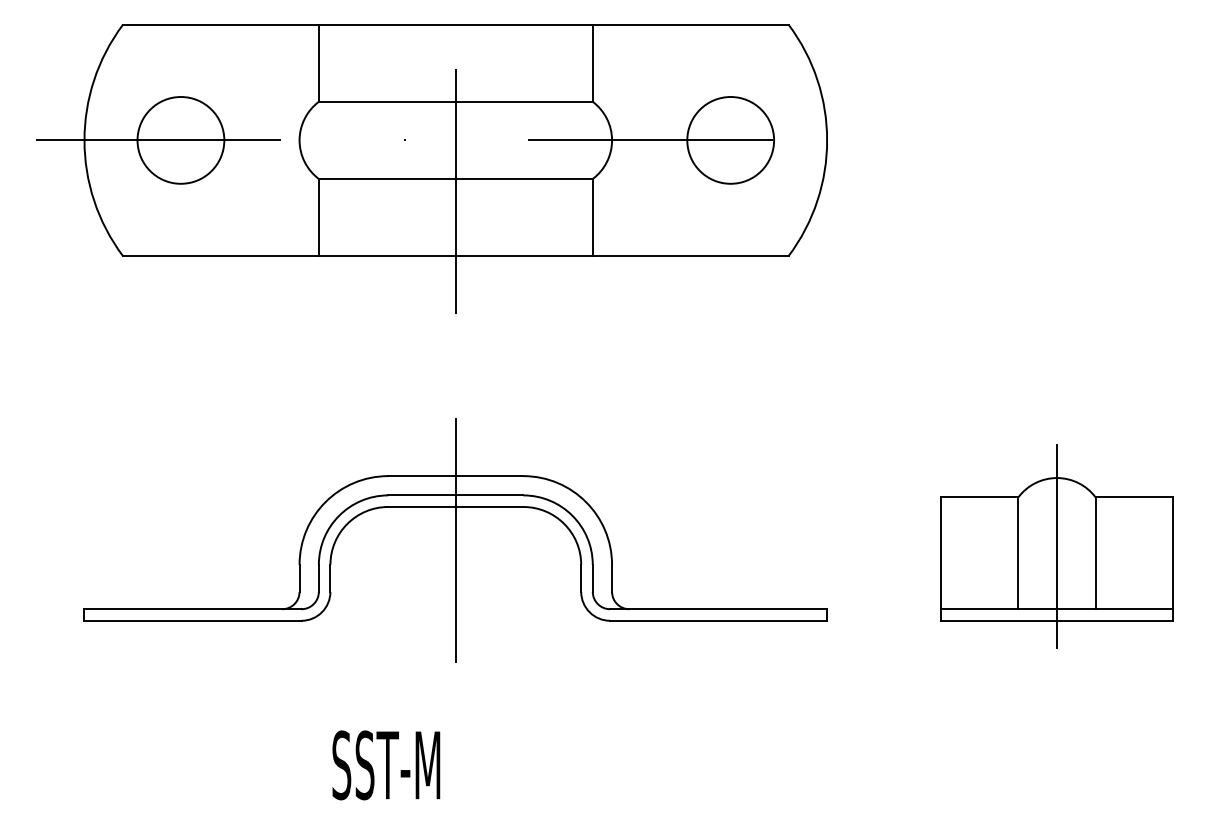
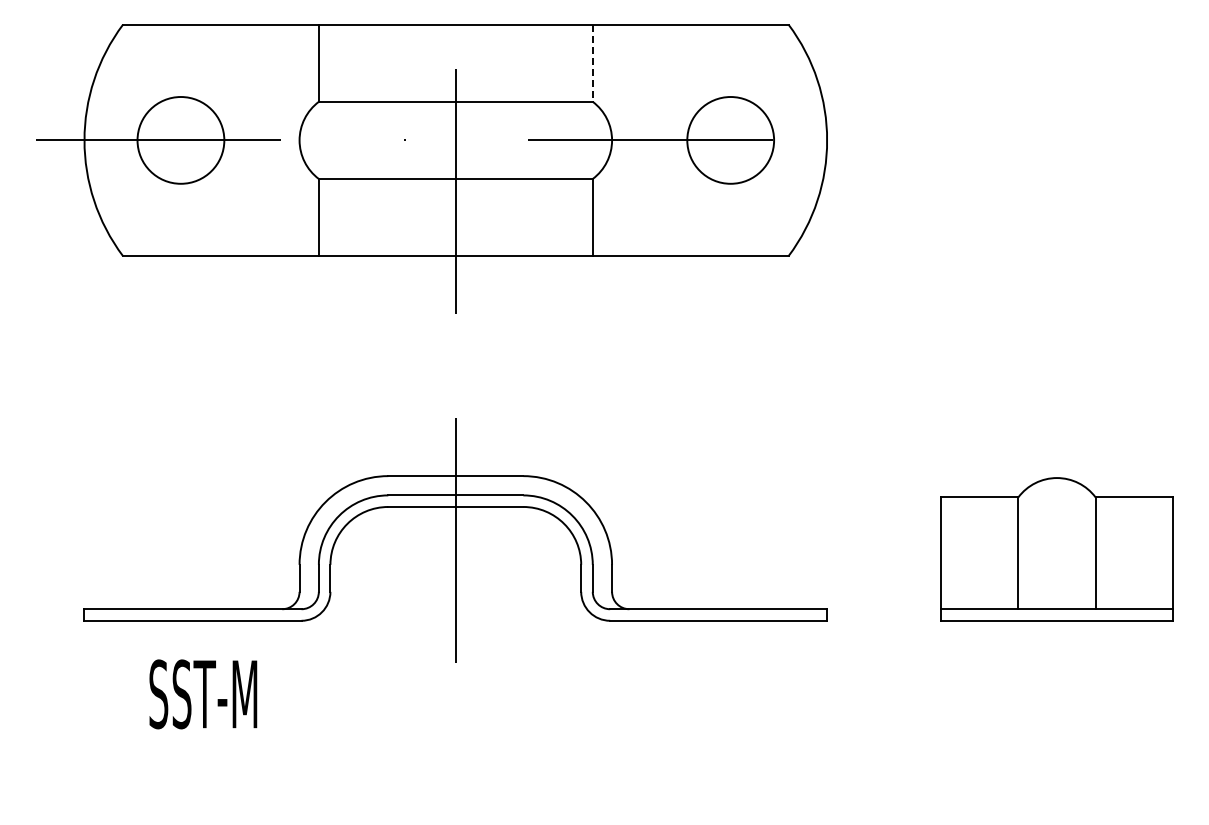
line: solid -> dashed (592, 63)
line: present -> none (1056, 545)
text position: (386, 765) -> (203, 694) (203, 694)
